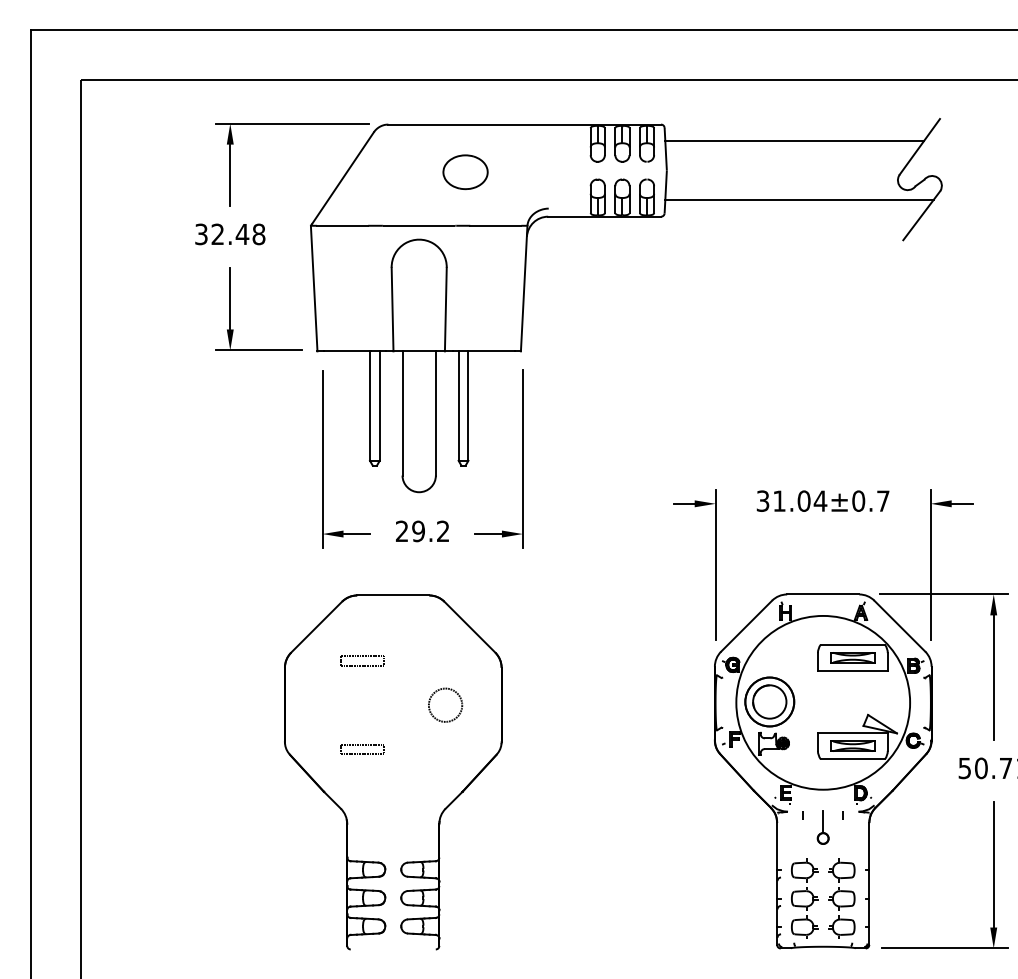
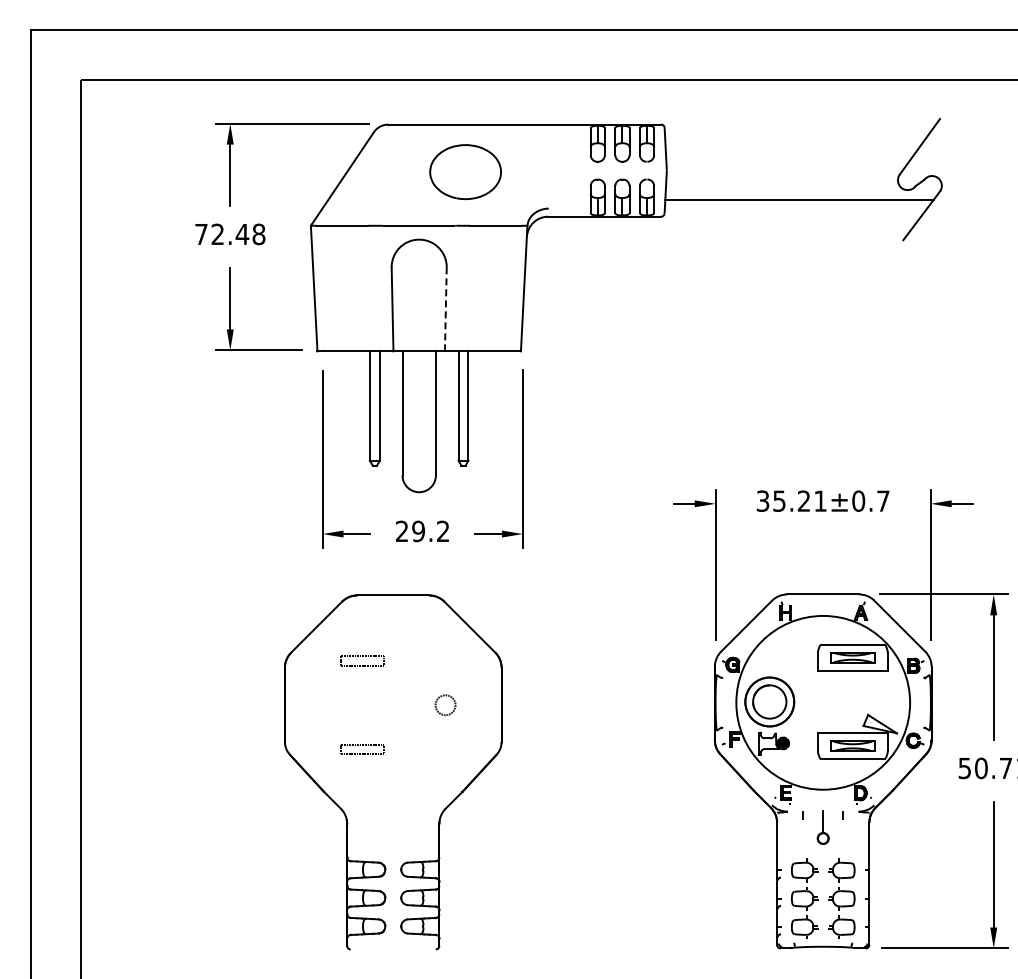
line: present -> none (794, 141)
part size: 47x37 px -> 73x57 px (465, 172)
text: 32.48 -> 72.48 (201, 234)
line: solid -> dashed (445, 309)
text: 31.04±0.7 -> 35.21±0.7 (800, 500)
circle diameter: 33 px -> 20 px (445, 705)
